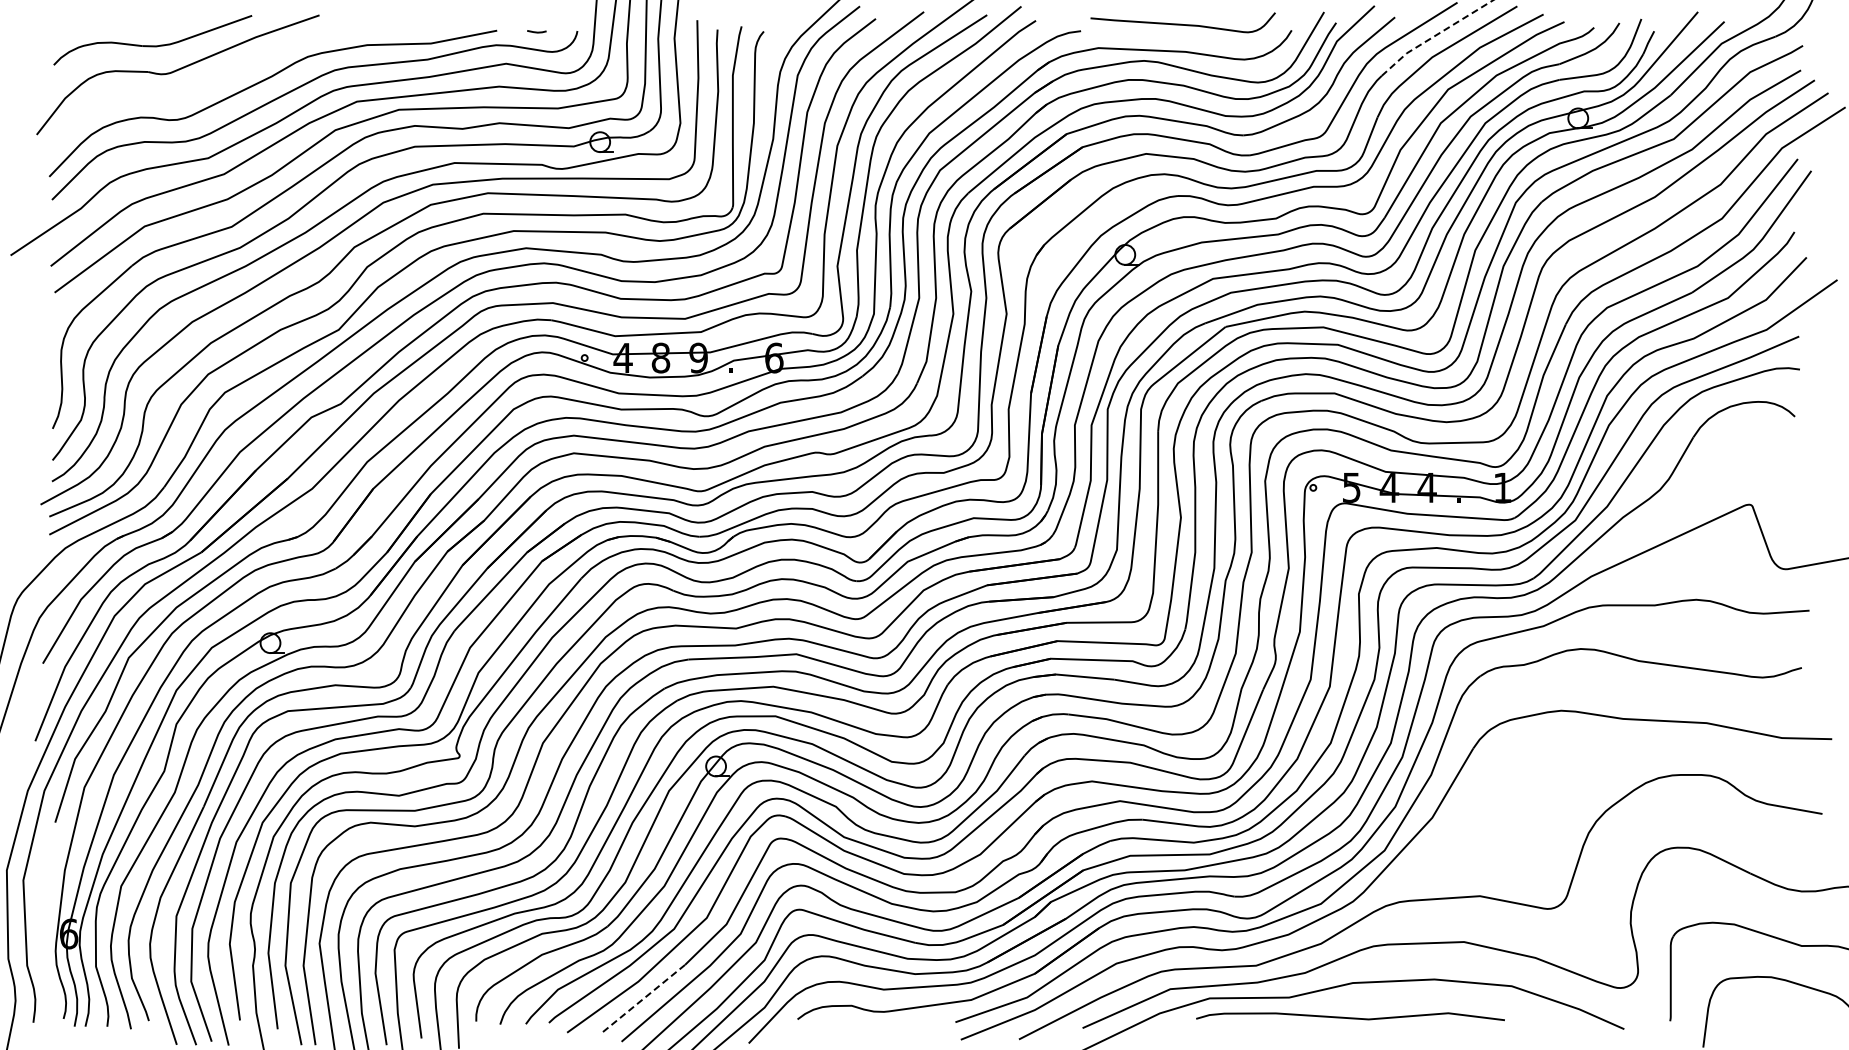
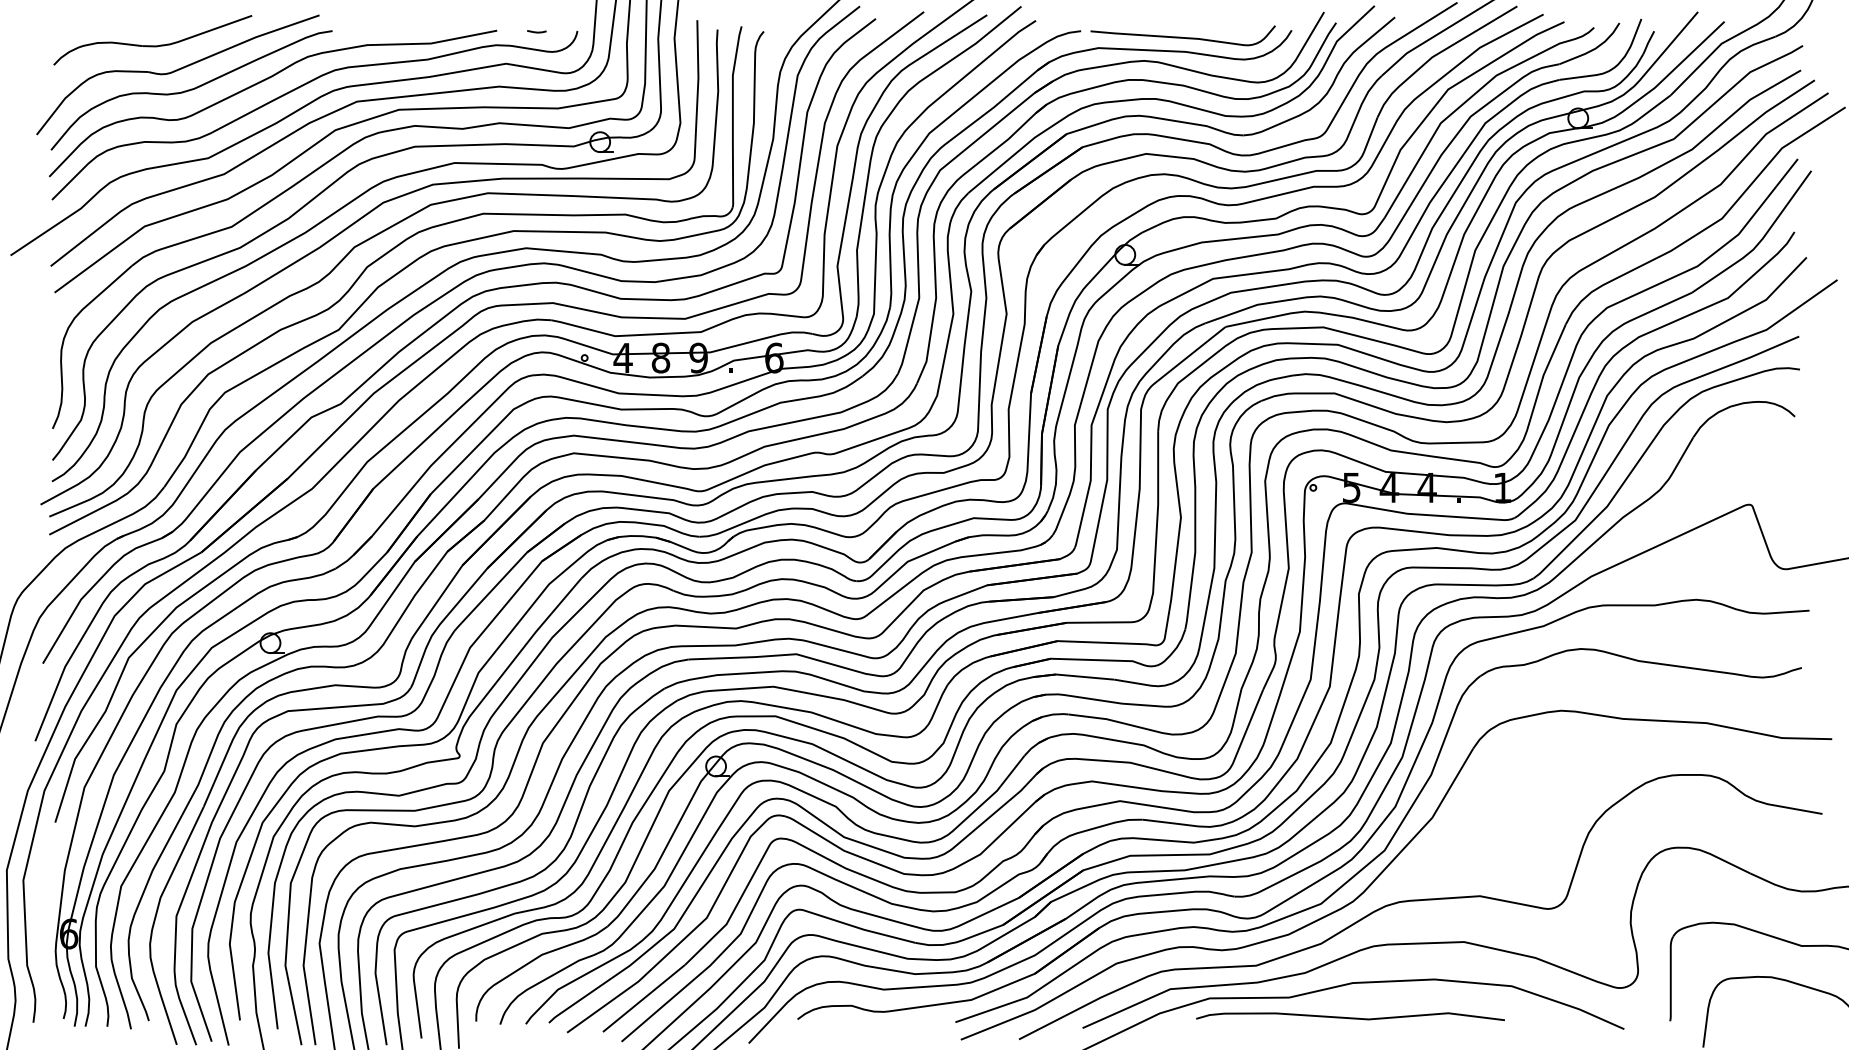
curve position: (1181, 23) -> (1181, 36) (1181, 36)
line: dashed -> solid (1435, 35)
curve: none -> present (191, 90)
line: dashed -> solid (644, 998)
